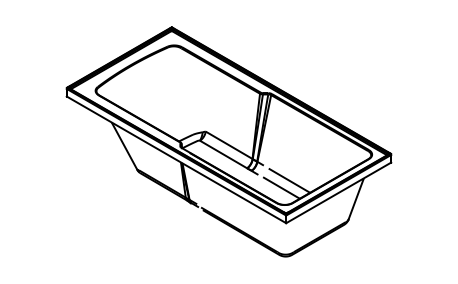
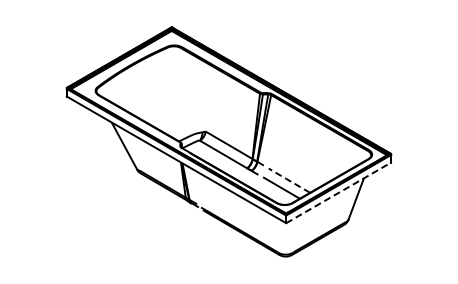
line: solid -> dashed (288, 180)
line: solid -> dashed (338, 192)
